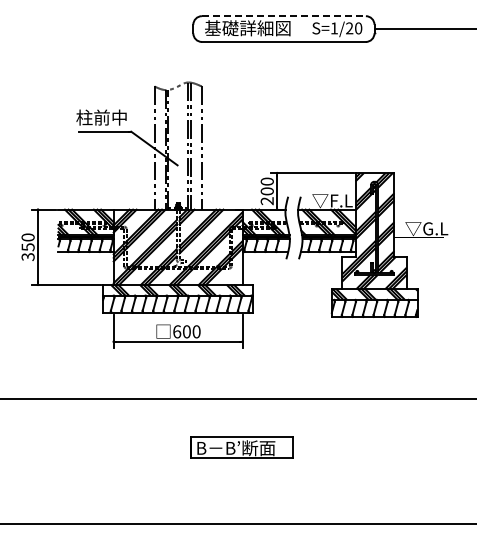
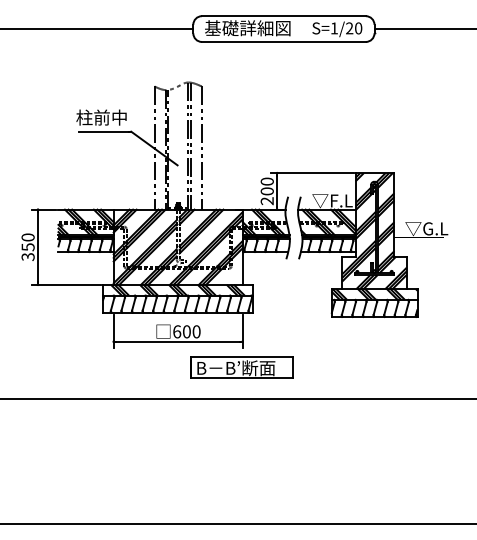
line: dashed -> solid (283, 16)
line: none -> present (97, 29)
part position: (241, 447) -> (241, 367) (241, 367)
